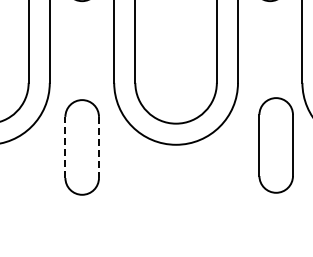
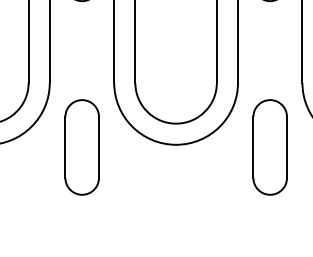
part position: (275, 145) -> (269, 147) (269, 147)
line: dashed -> solid (65, 147)
line: dashed -> solid (98, 147)
